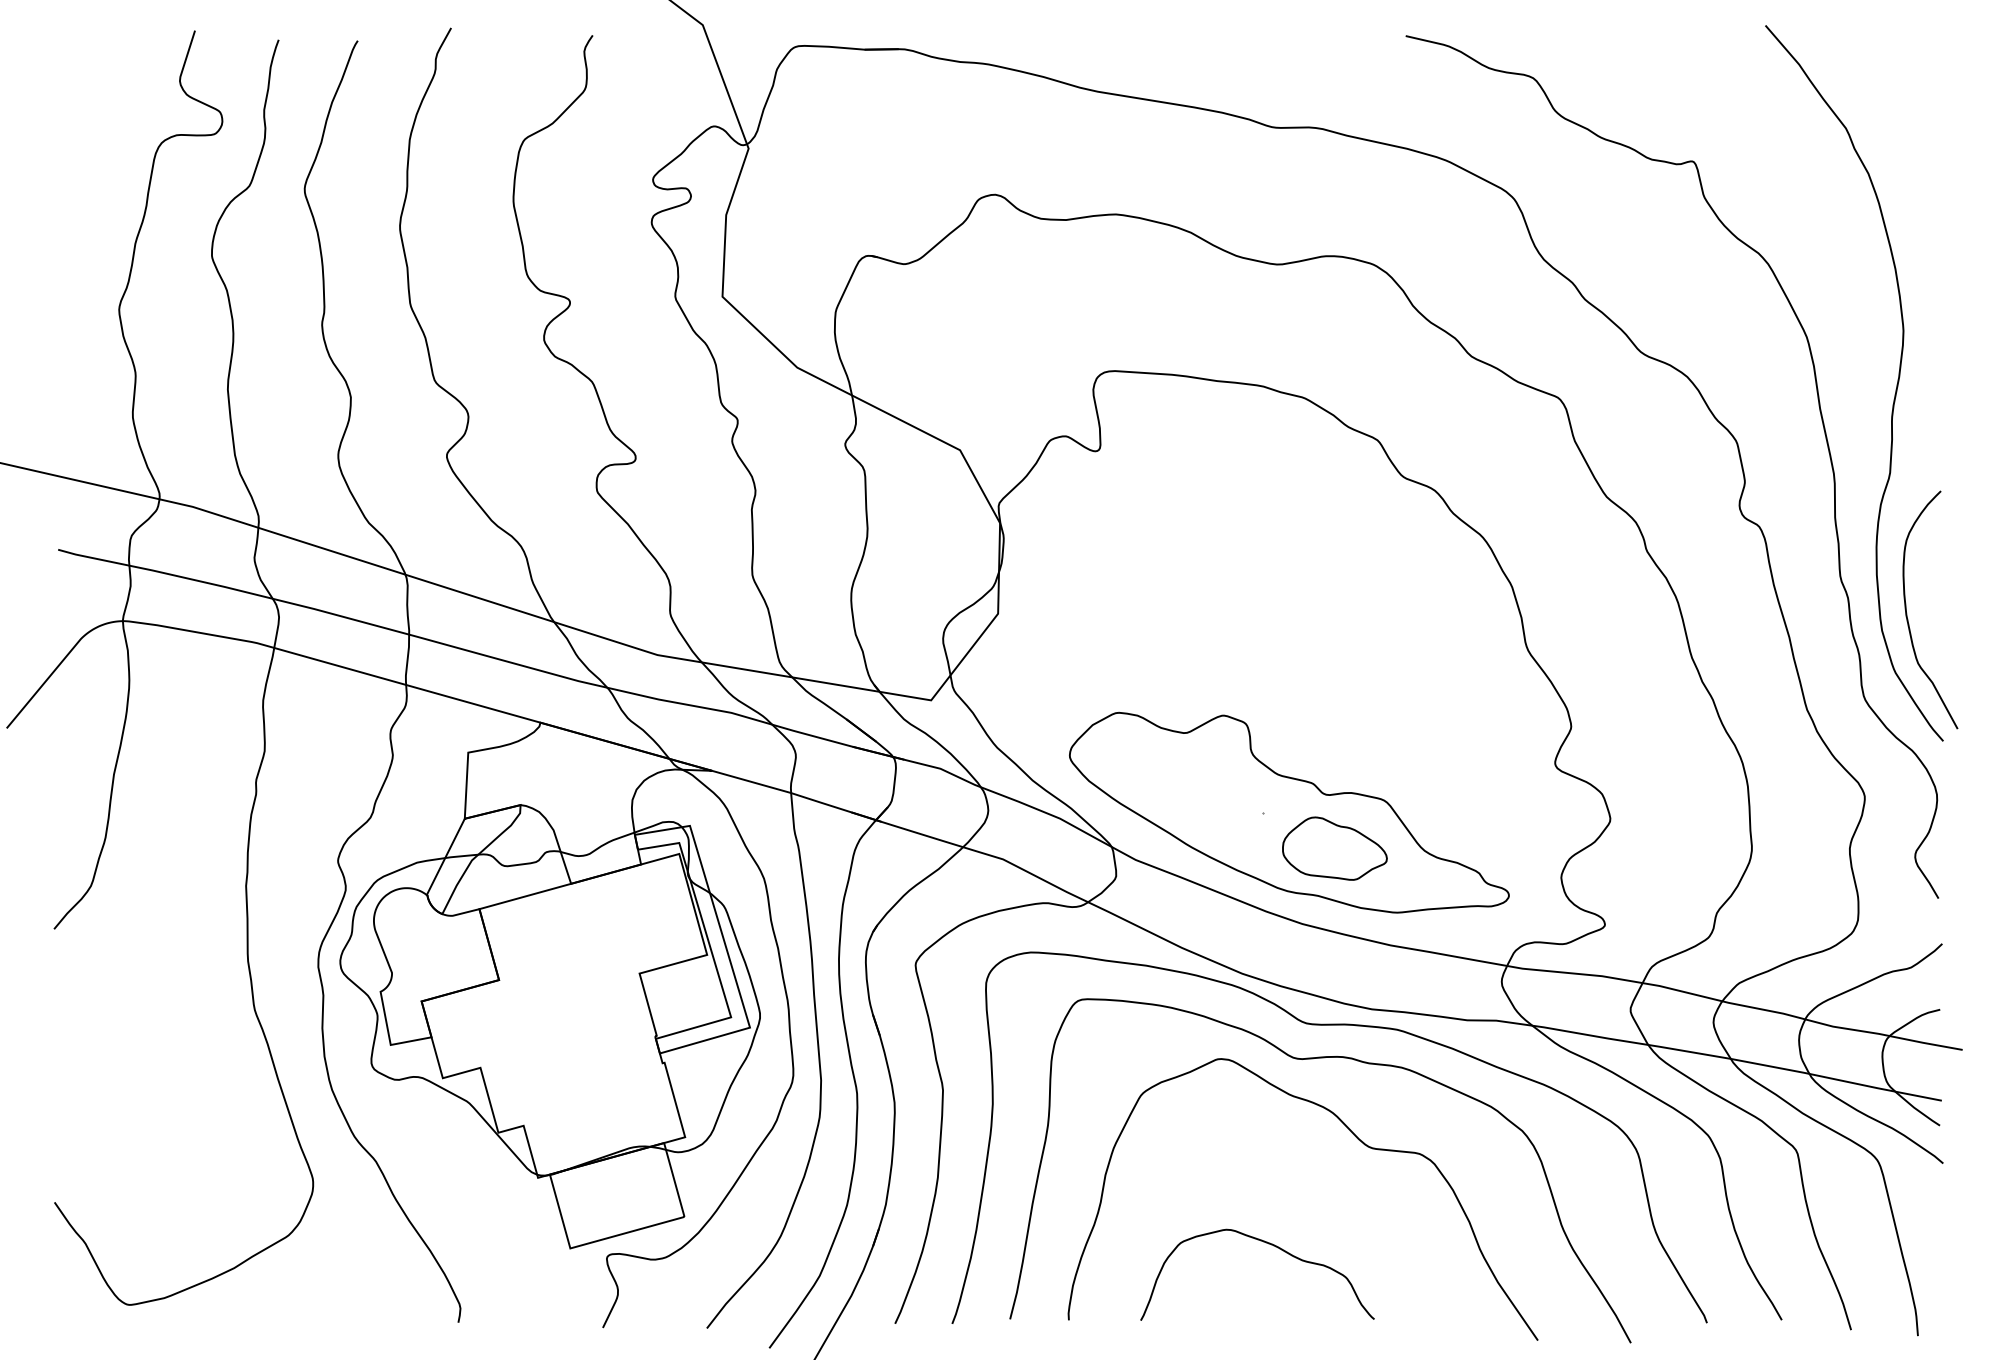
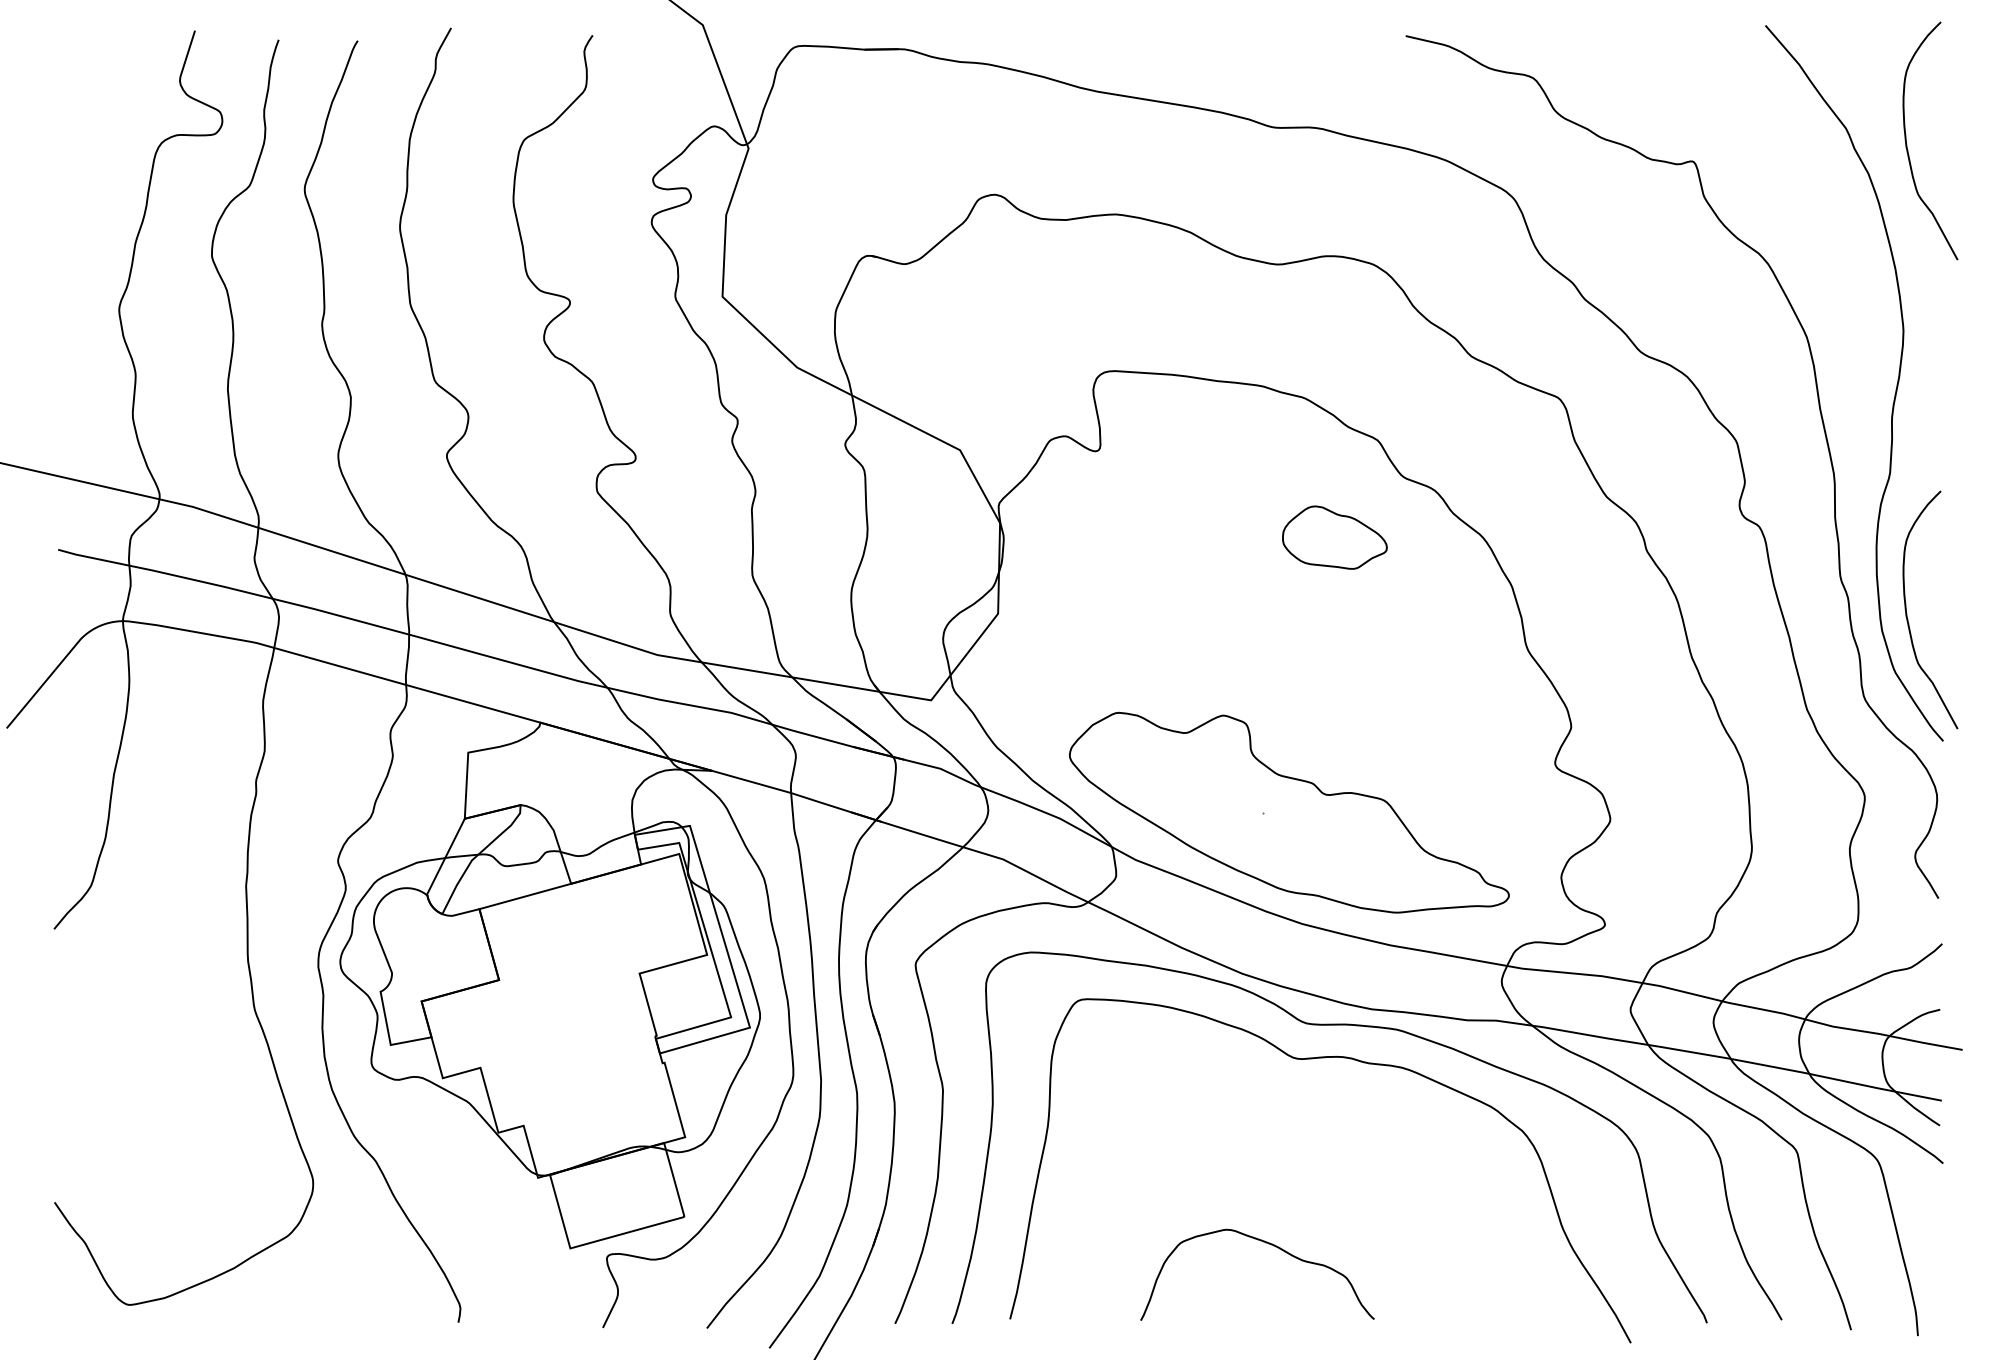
curve: none -> present (1907, 144)
part position: (1334, 848) -> (1334, 537) (1334, 537)
curve: present -> none (1358, 1140)
